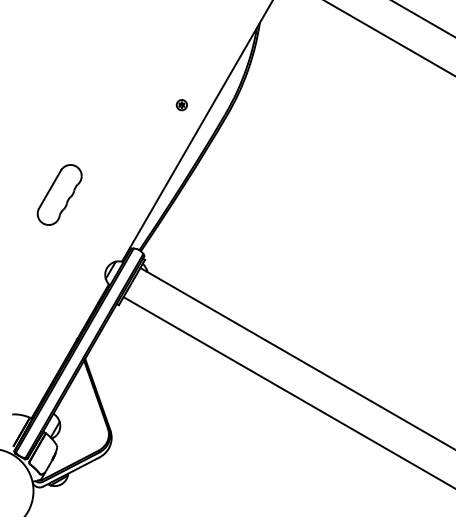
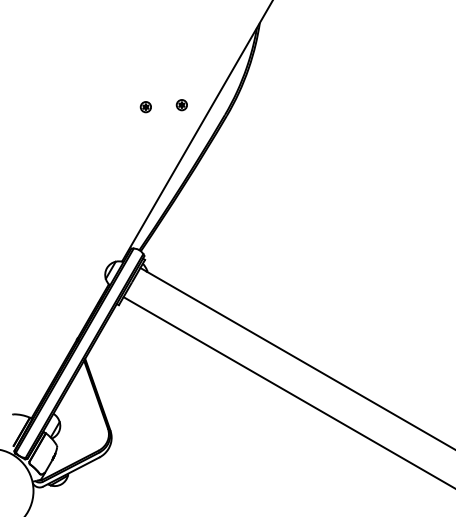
line: present -> none (423, 18)
line: present -> none (389, 38)
part: none -> present (145, 107)
part: present -> none (59, 194)
